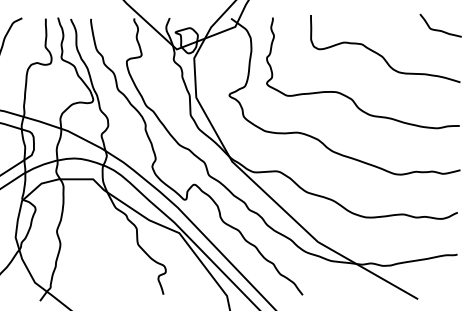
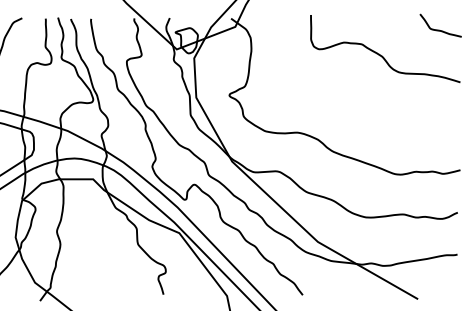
curve: present -> none (350, 97)
